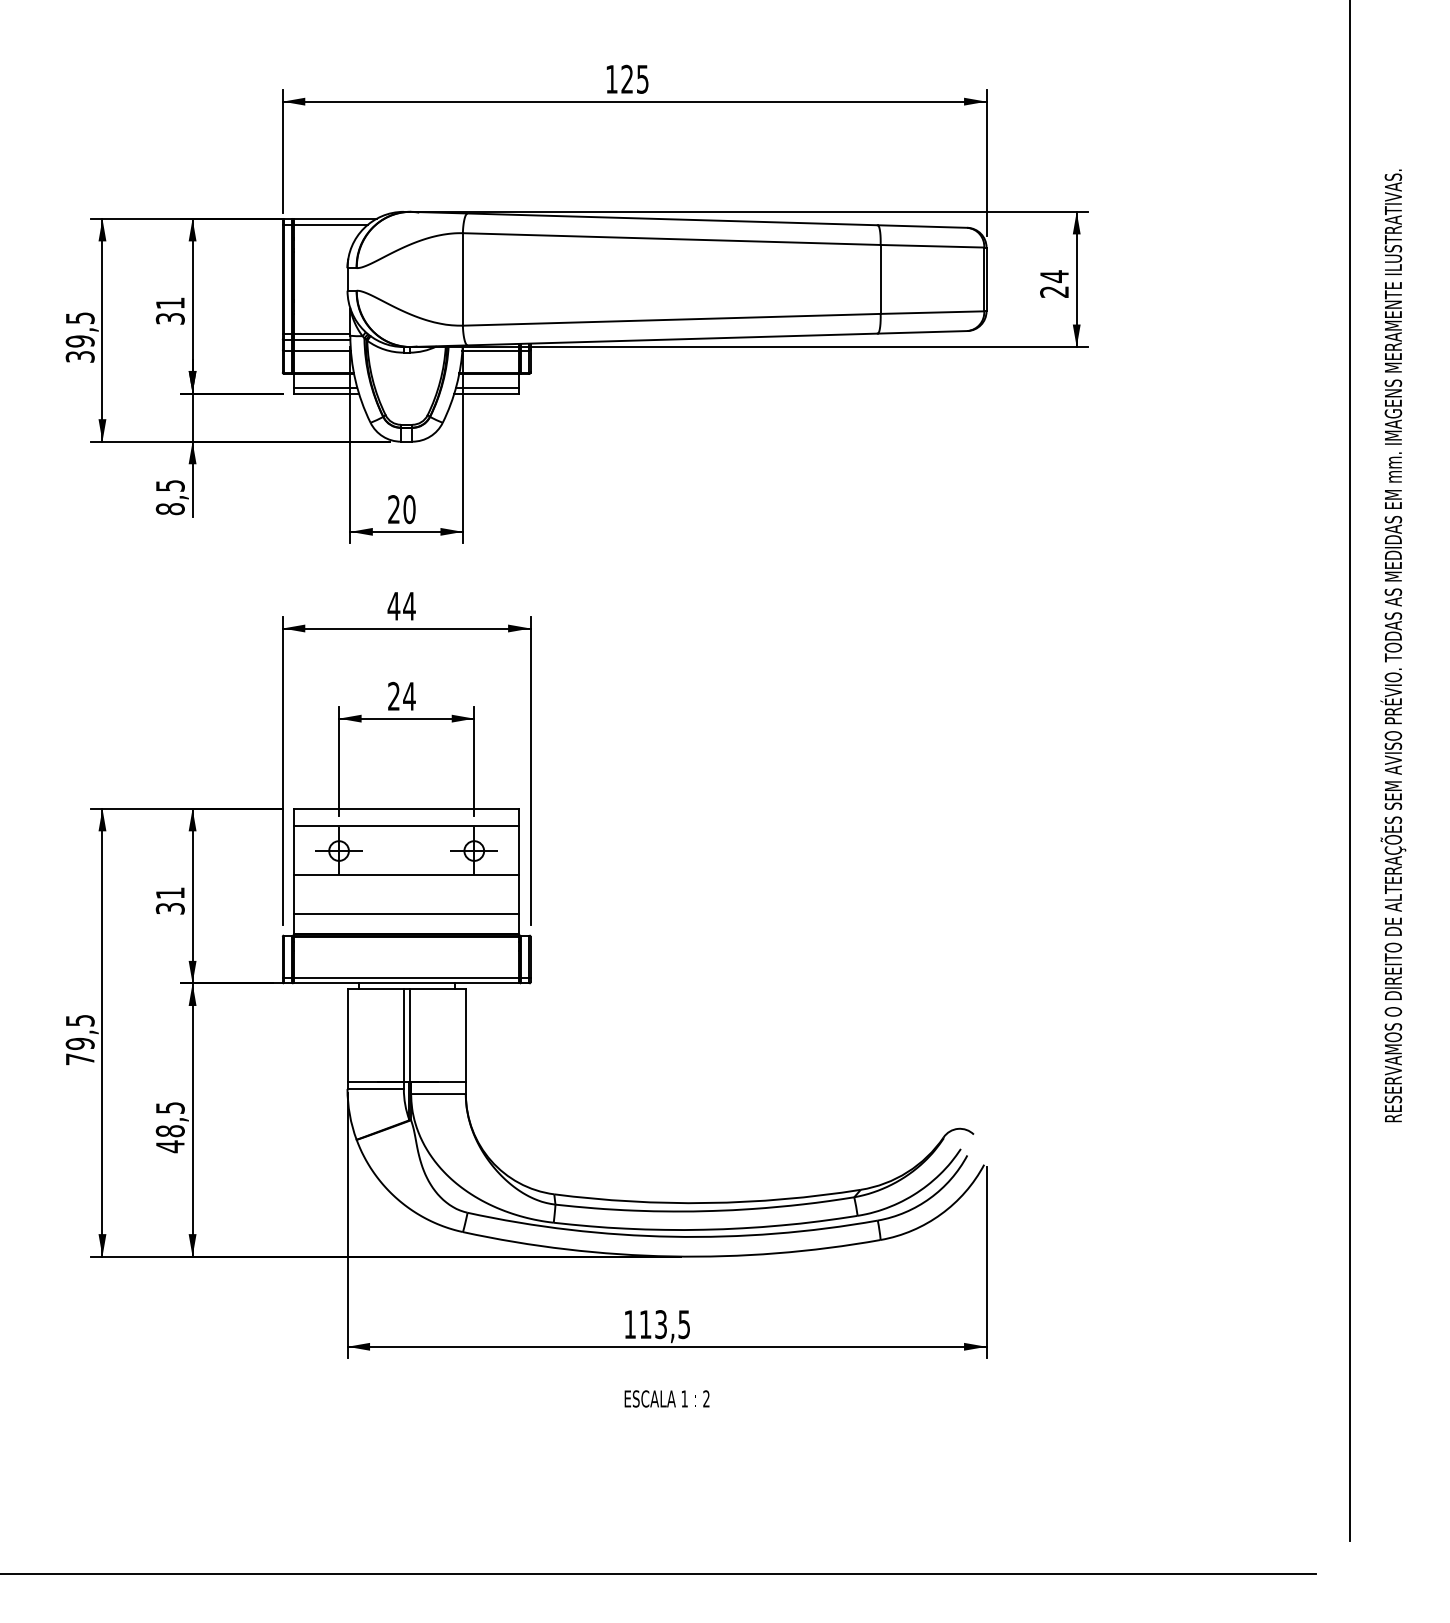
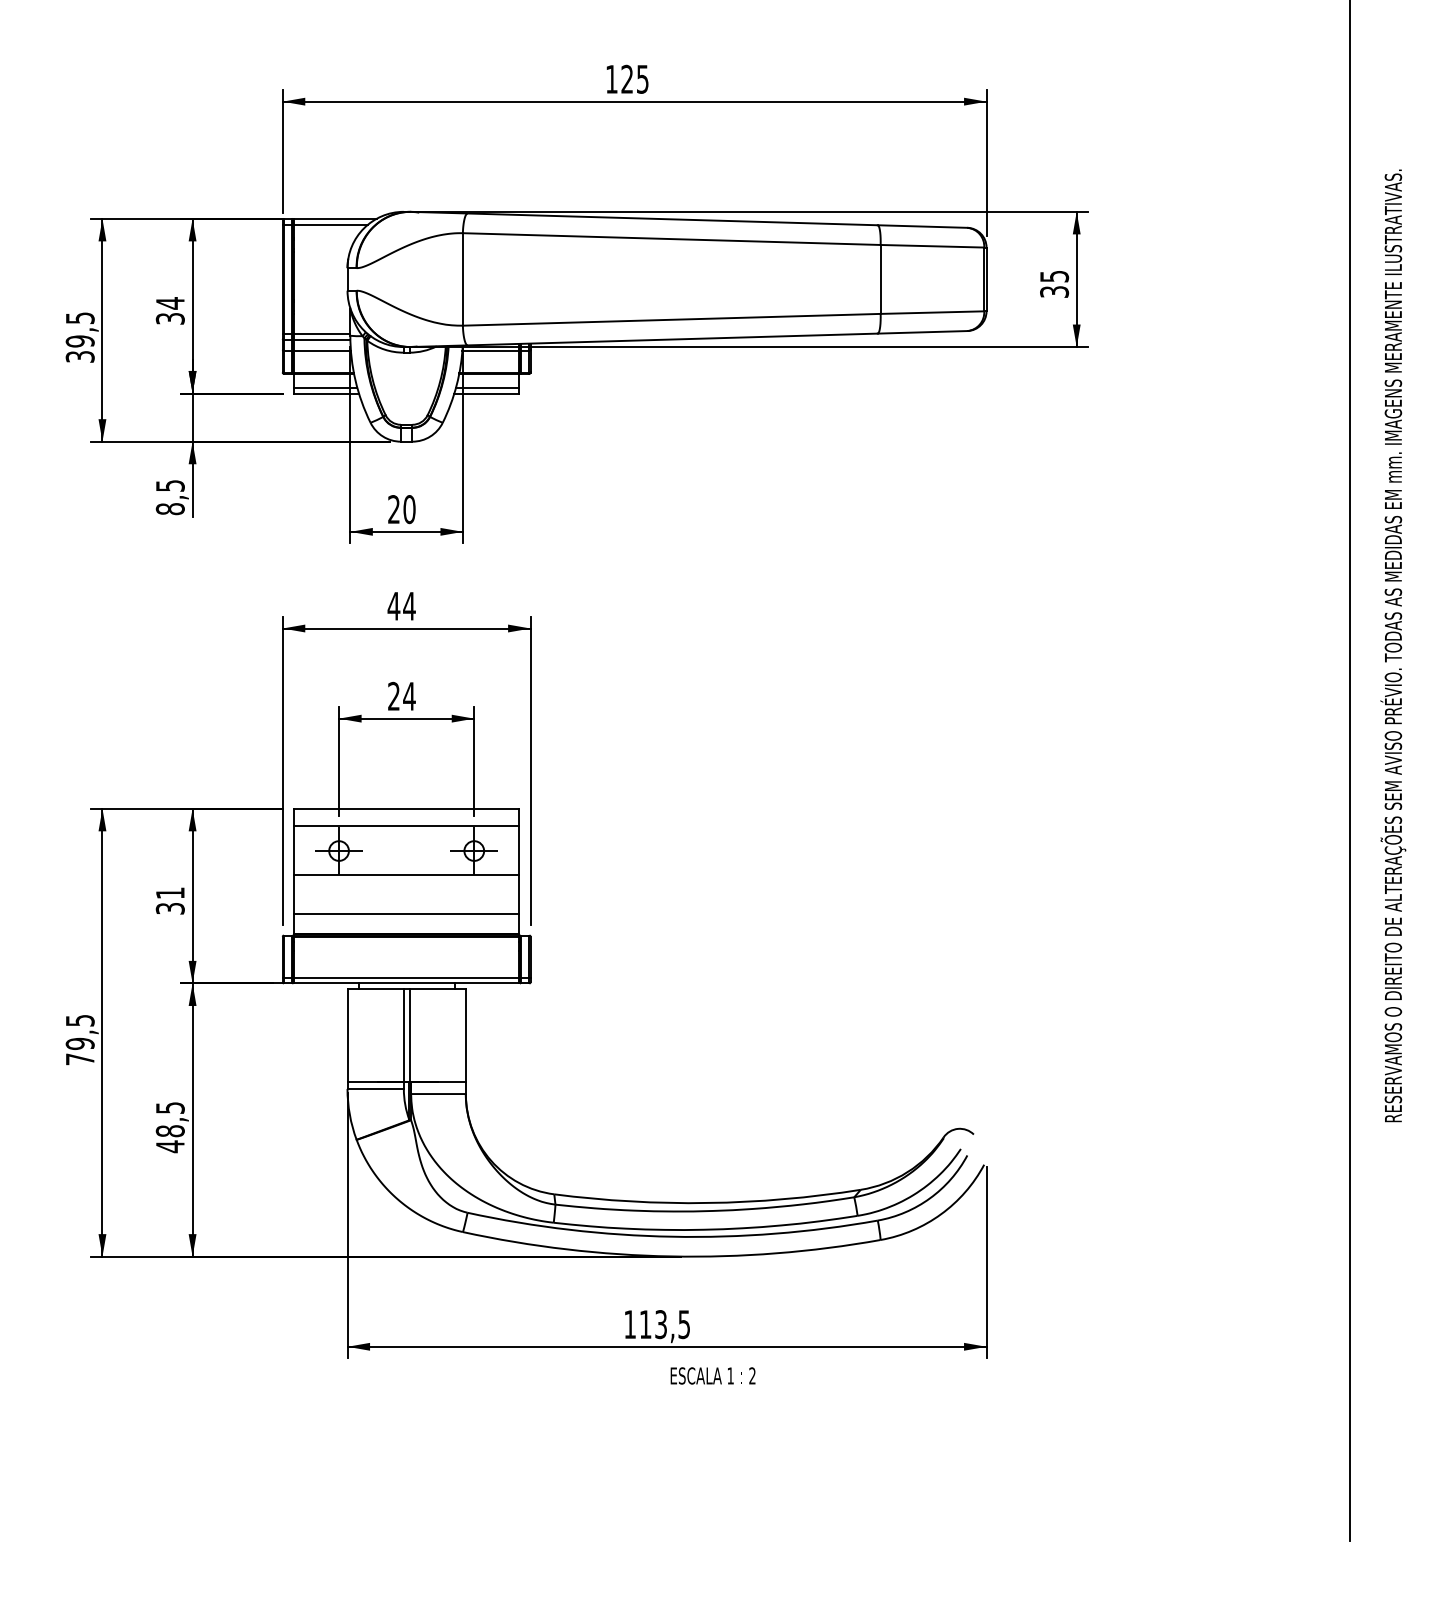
text: 24 -> 35 (1054, 283)
text: 31 -> 34 (170, 303)
text position: (666, 1398) -> (712, 1375) (712, 1375)
line: present -> none (659, 1574)
